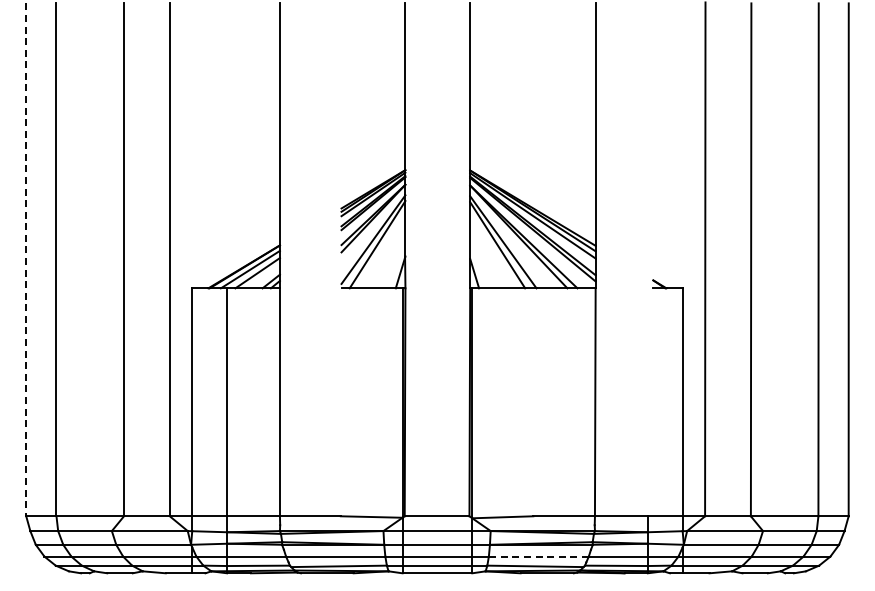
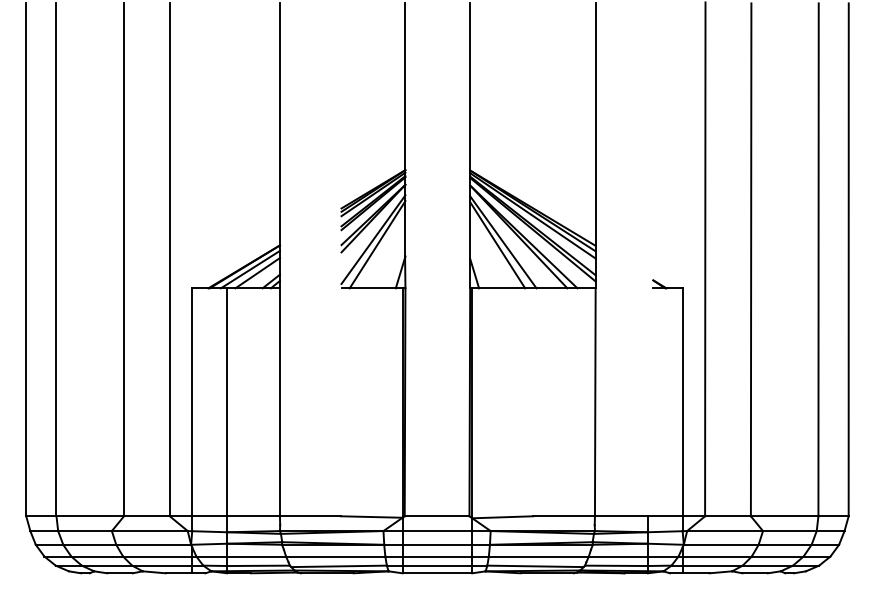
line: dashed -> solid (26, 260)
line: dashed -> solid (538, 556)
